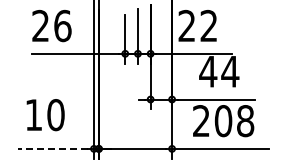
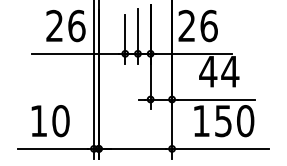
text position: (51, 25) -> (65, 25) (65, 25)
text: 22 -> 26 (208, 25)
text position: (45, 115) -> (50, 121) (50, 121)
text: 208 -> 150 (223, 121)
line: dashed -> solid (52, 148)
